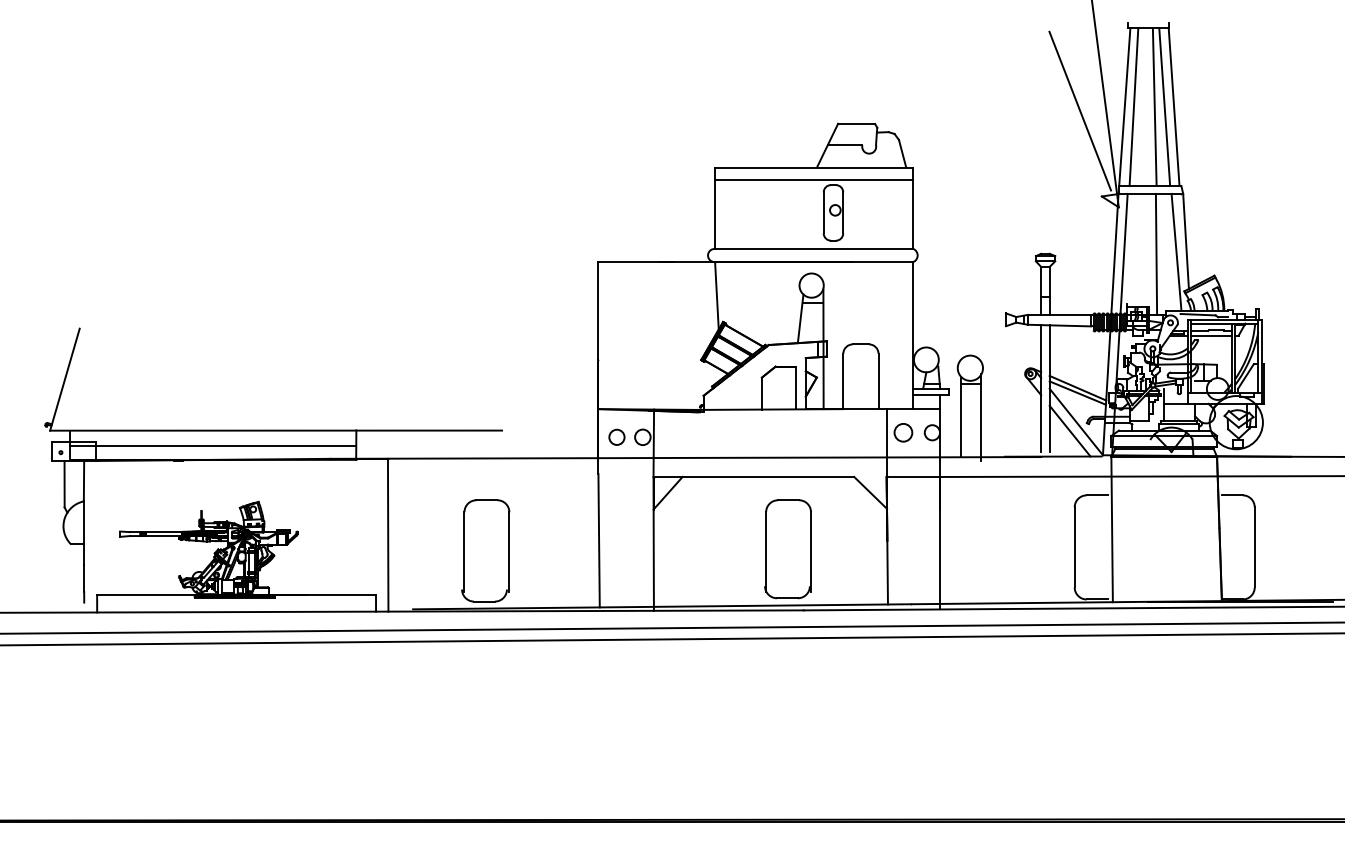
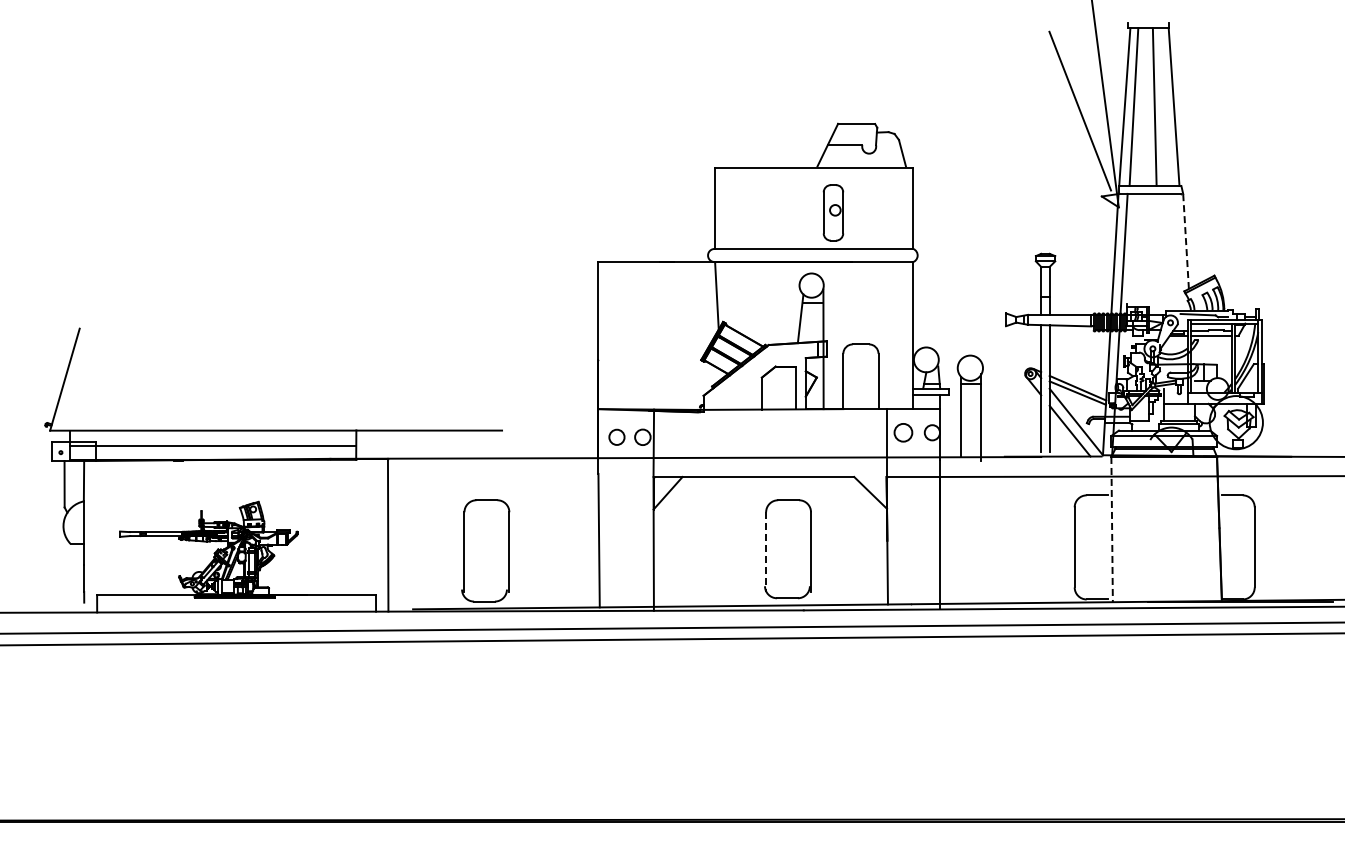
line: present -> none (1164, 107)
line: present -> none (814, 179)
line: solid -> dashed (1186, 241)
line: present -> none (1176, 251)
line: present -> none (1156, 253)
line: solid -> dashed (1112, 529)
line: solid -> dashed (766, 552)
